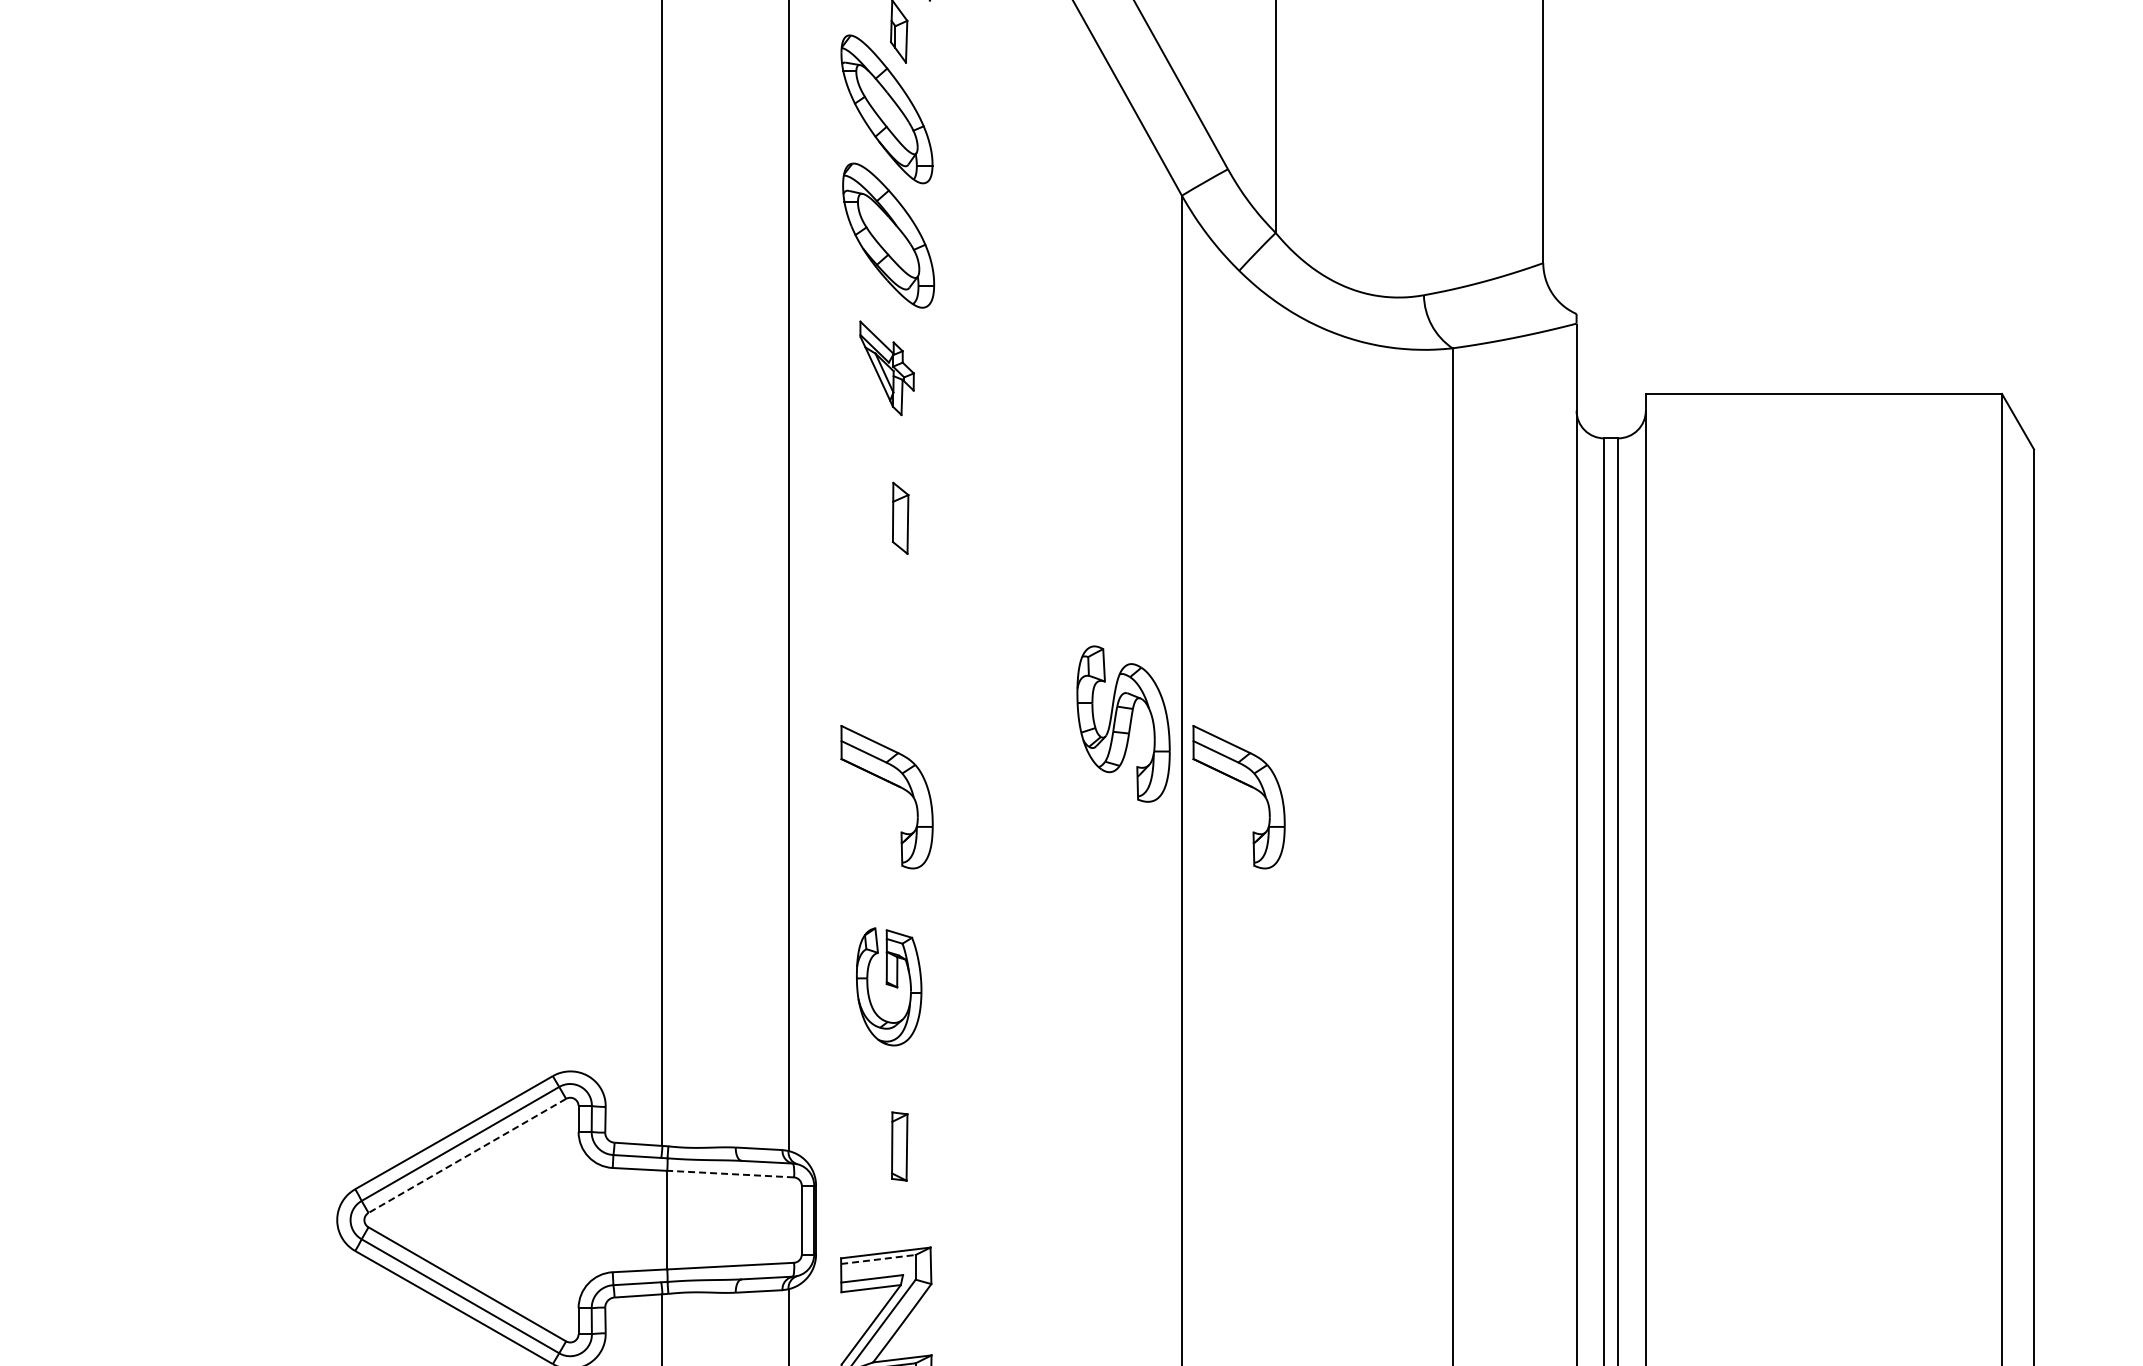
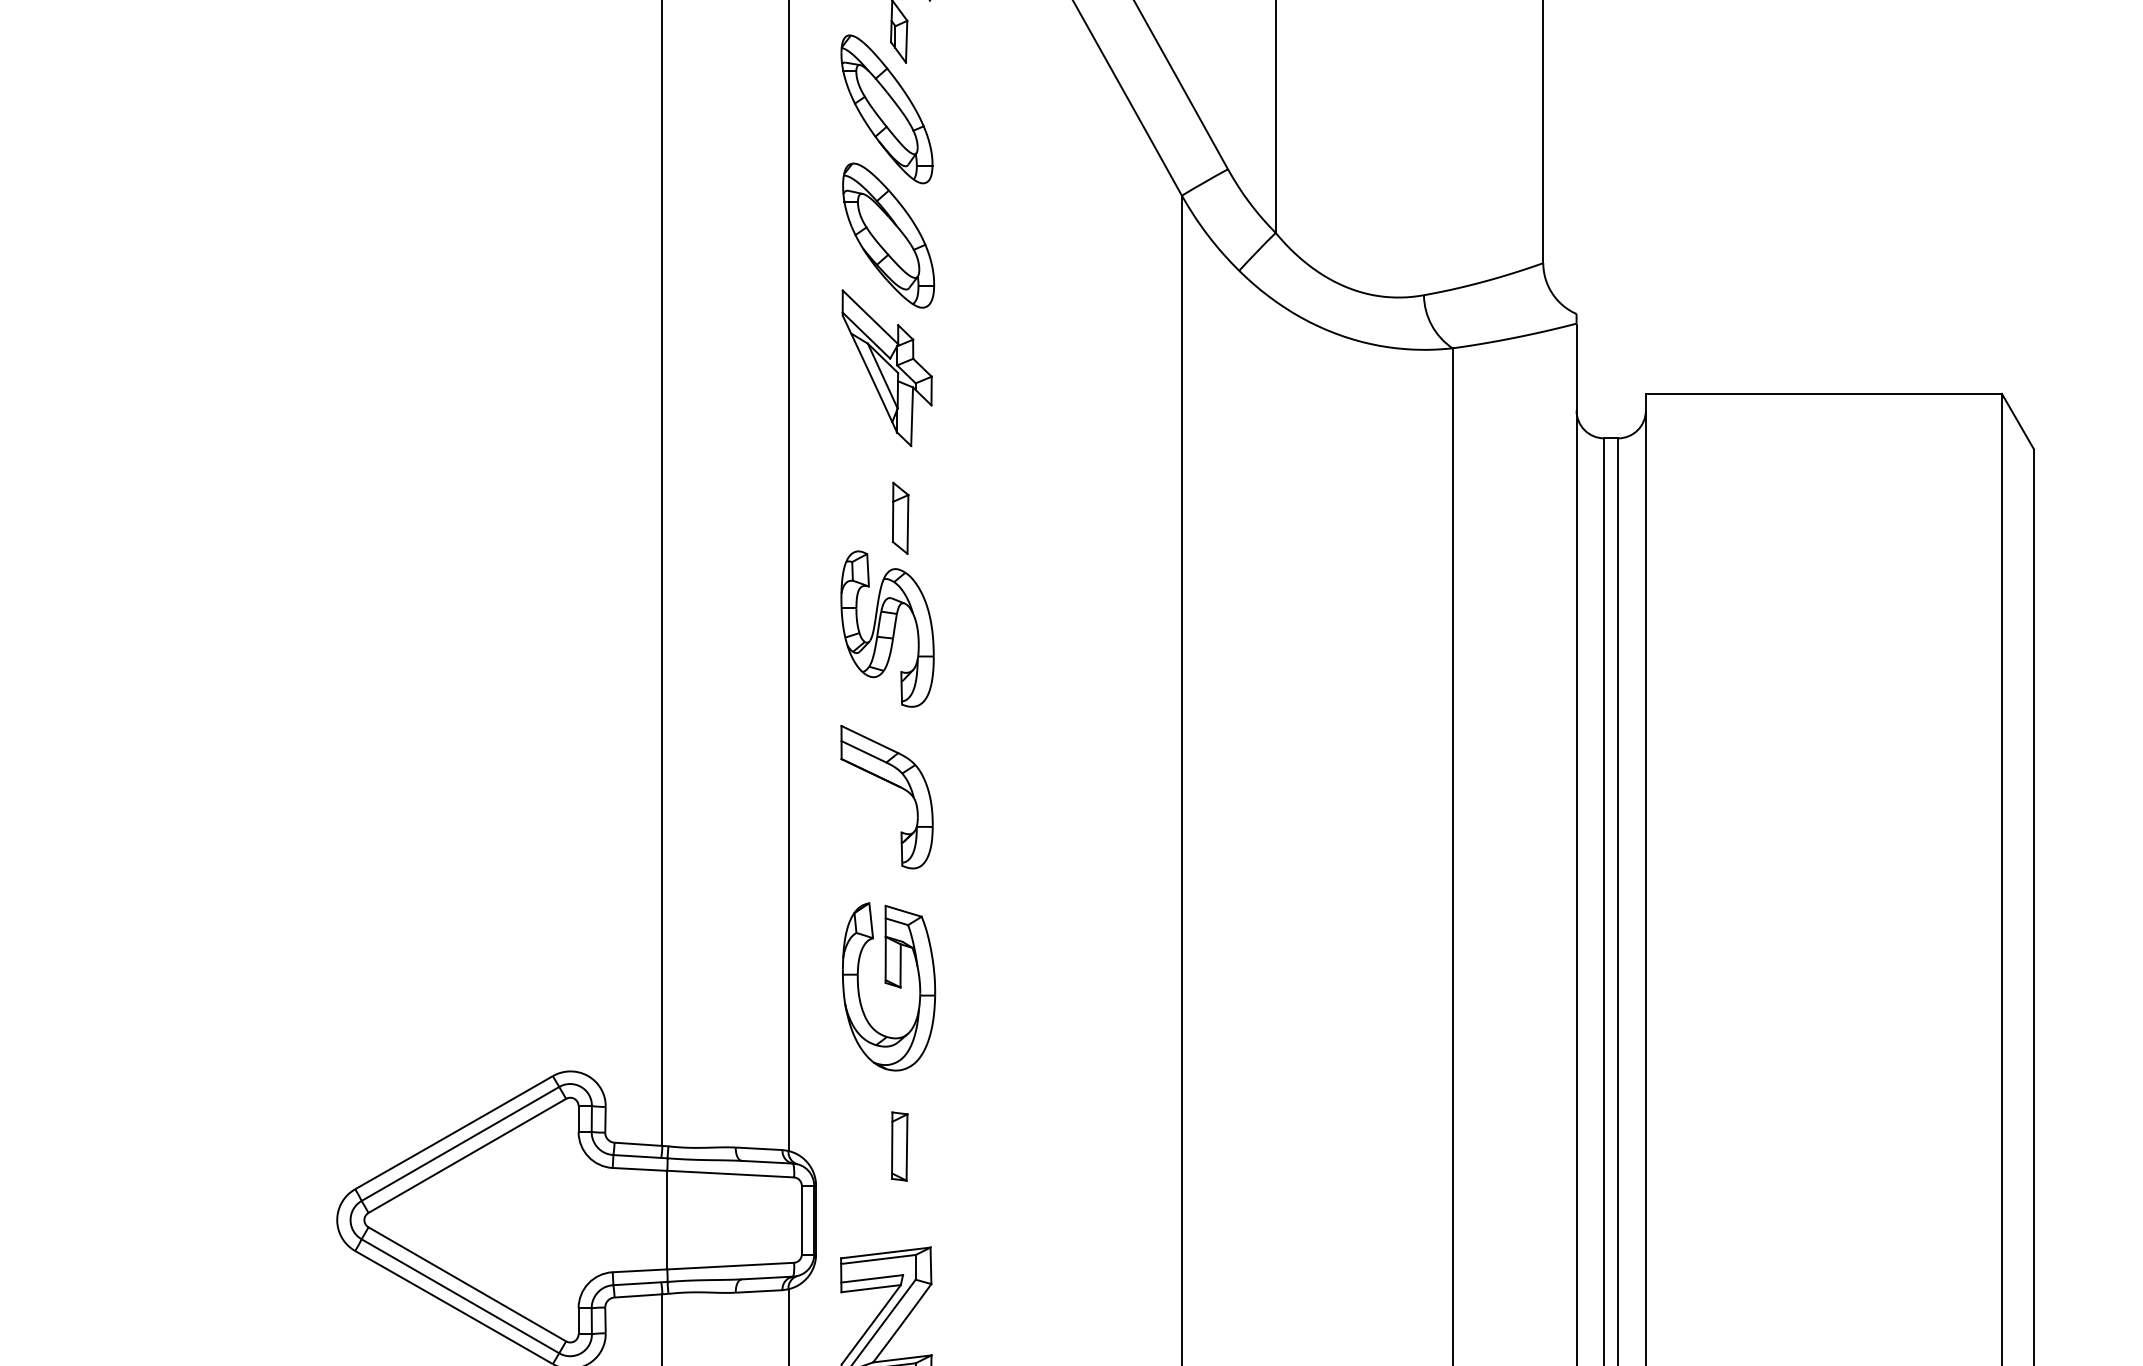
part size: 56x97 px -> 92x159 px (886, 368)
part position: (1123, 723) -> (887, 628) (887, 628)
part: present -> none (1243, 784)
part size: 67x120 px -> 95x170 px (889, 986)
line: dashed -> solid (466, 1156)
line: dashed -> solid (730, 1174)
line: dashed -> solid (878, 1259)
